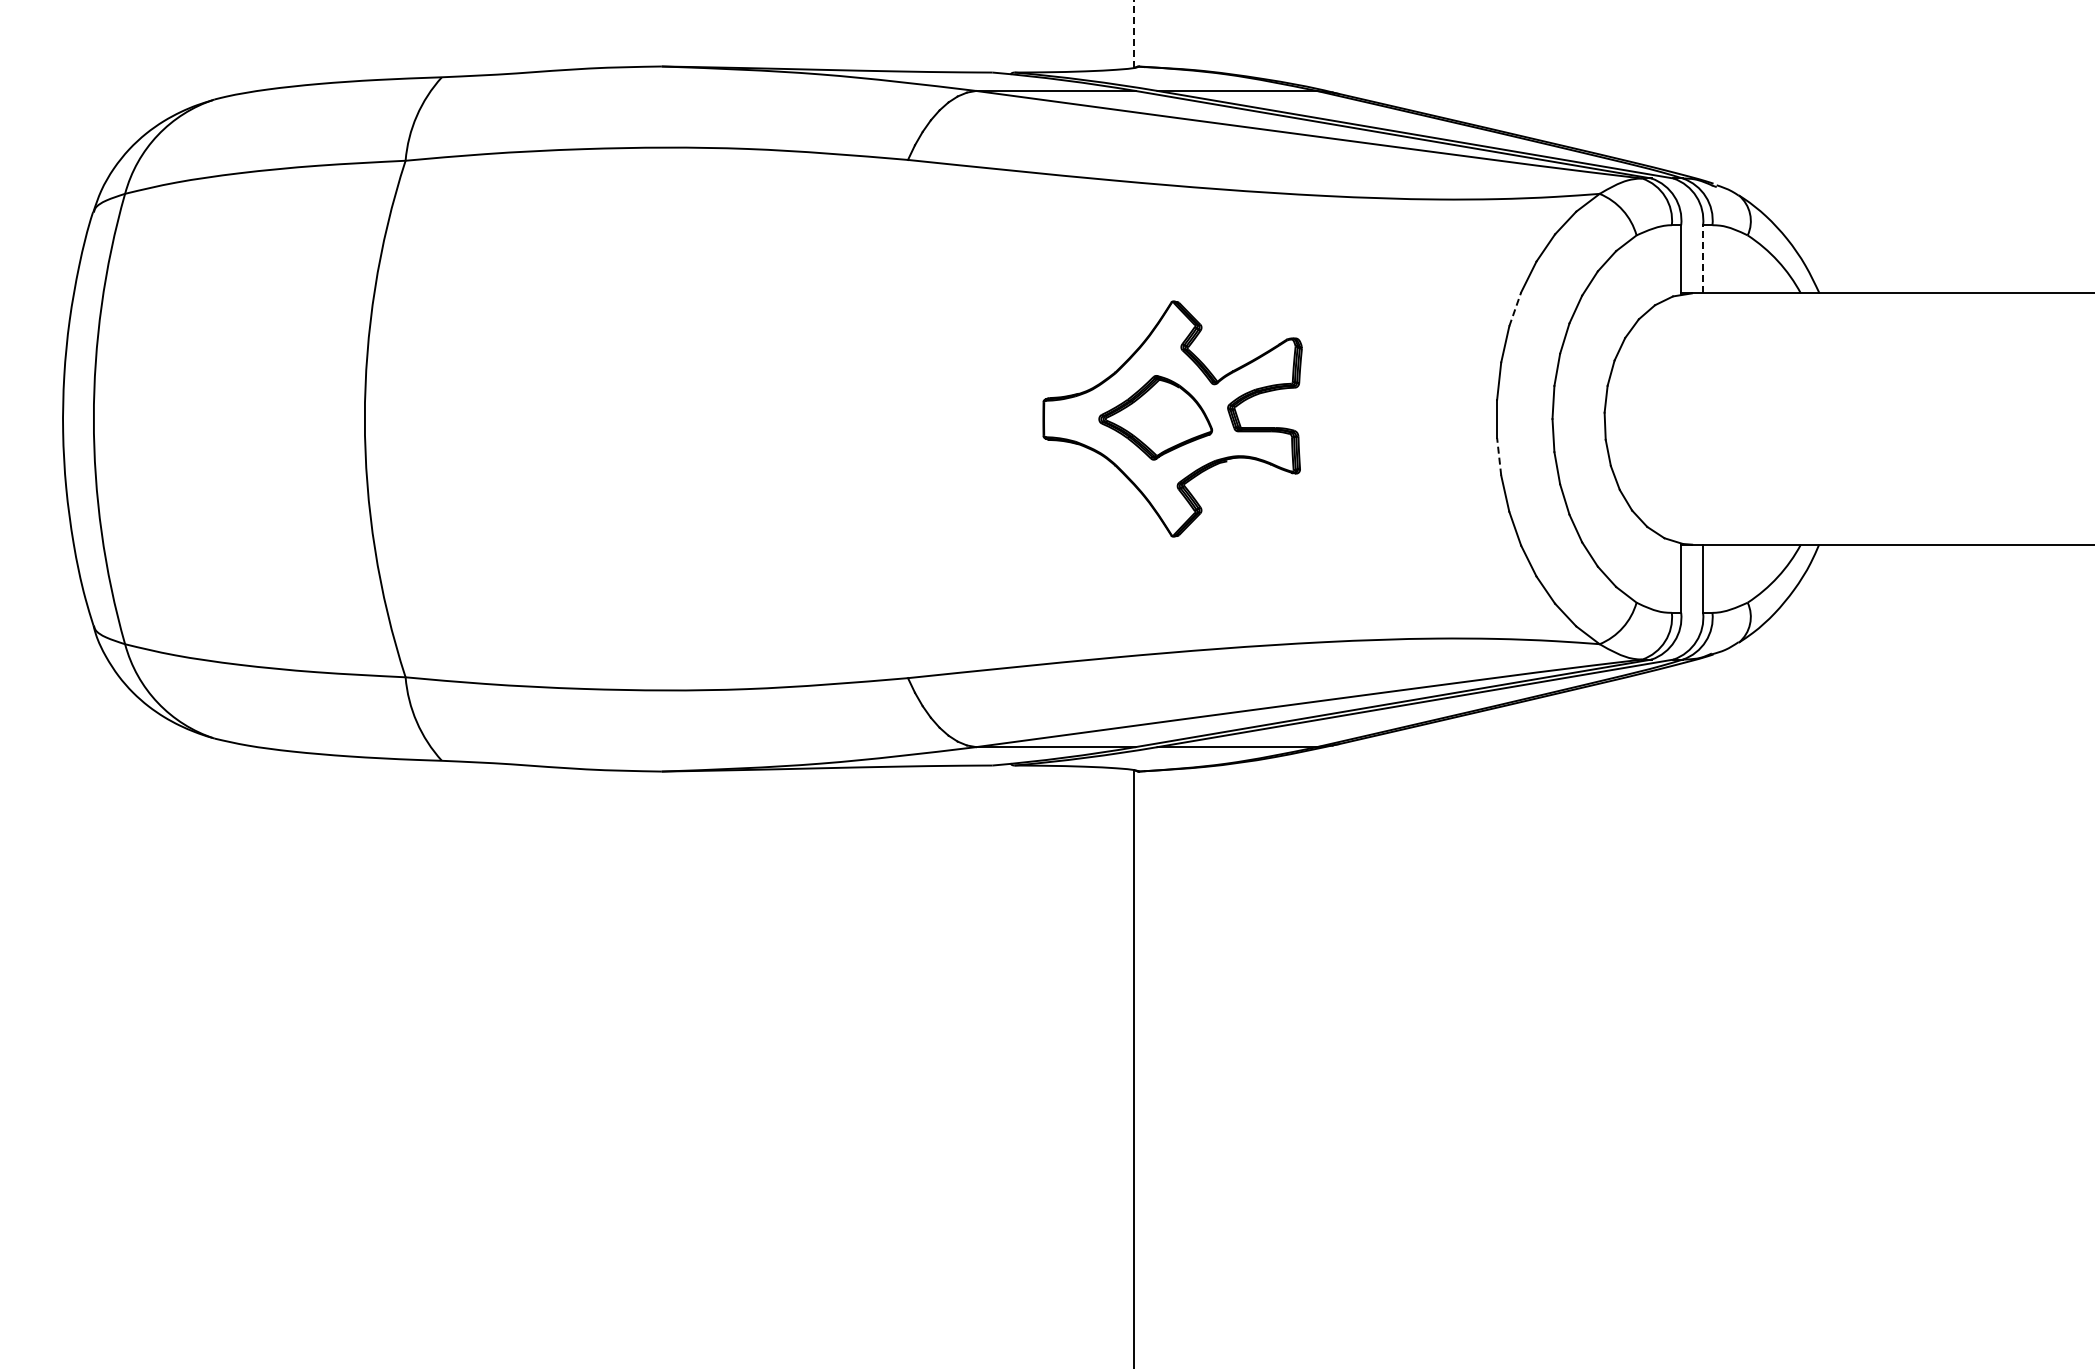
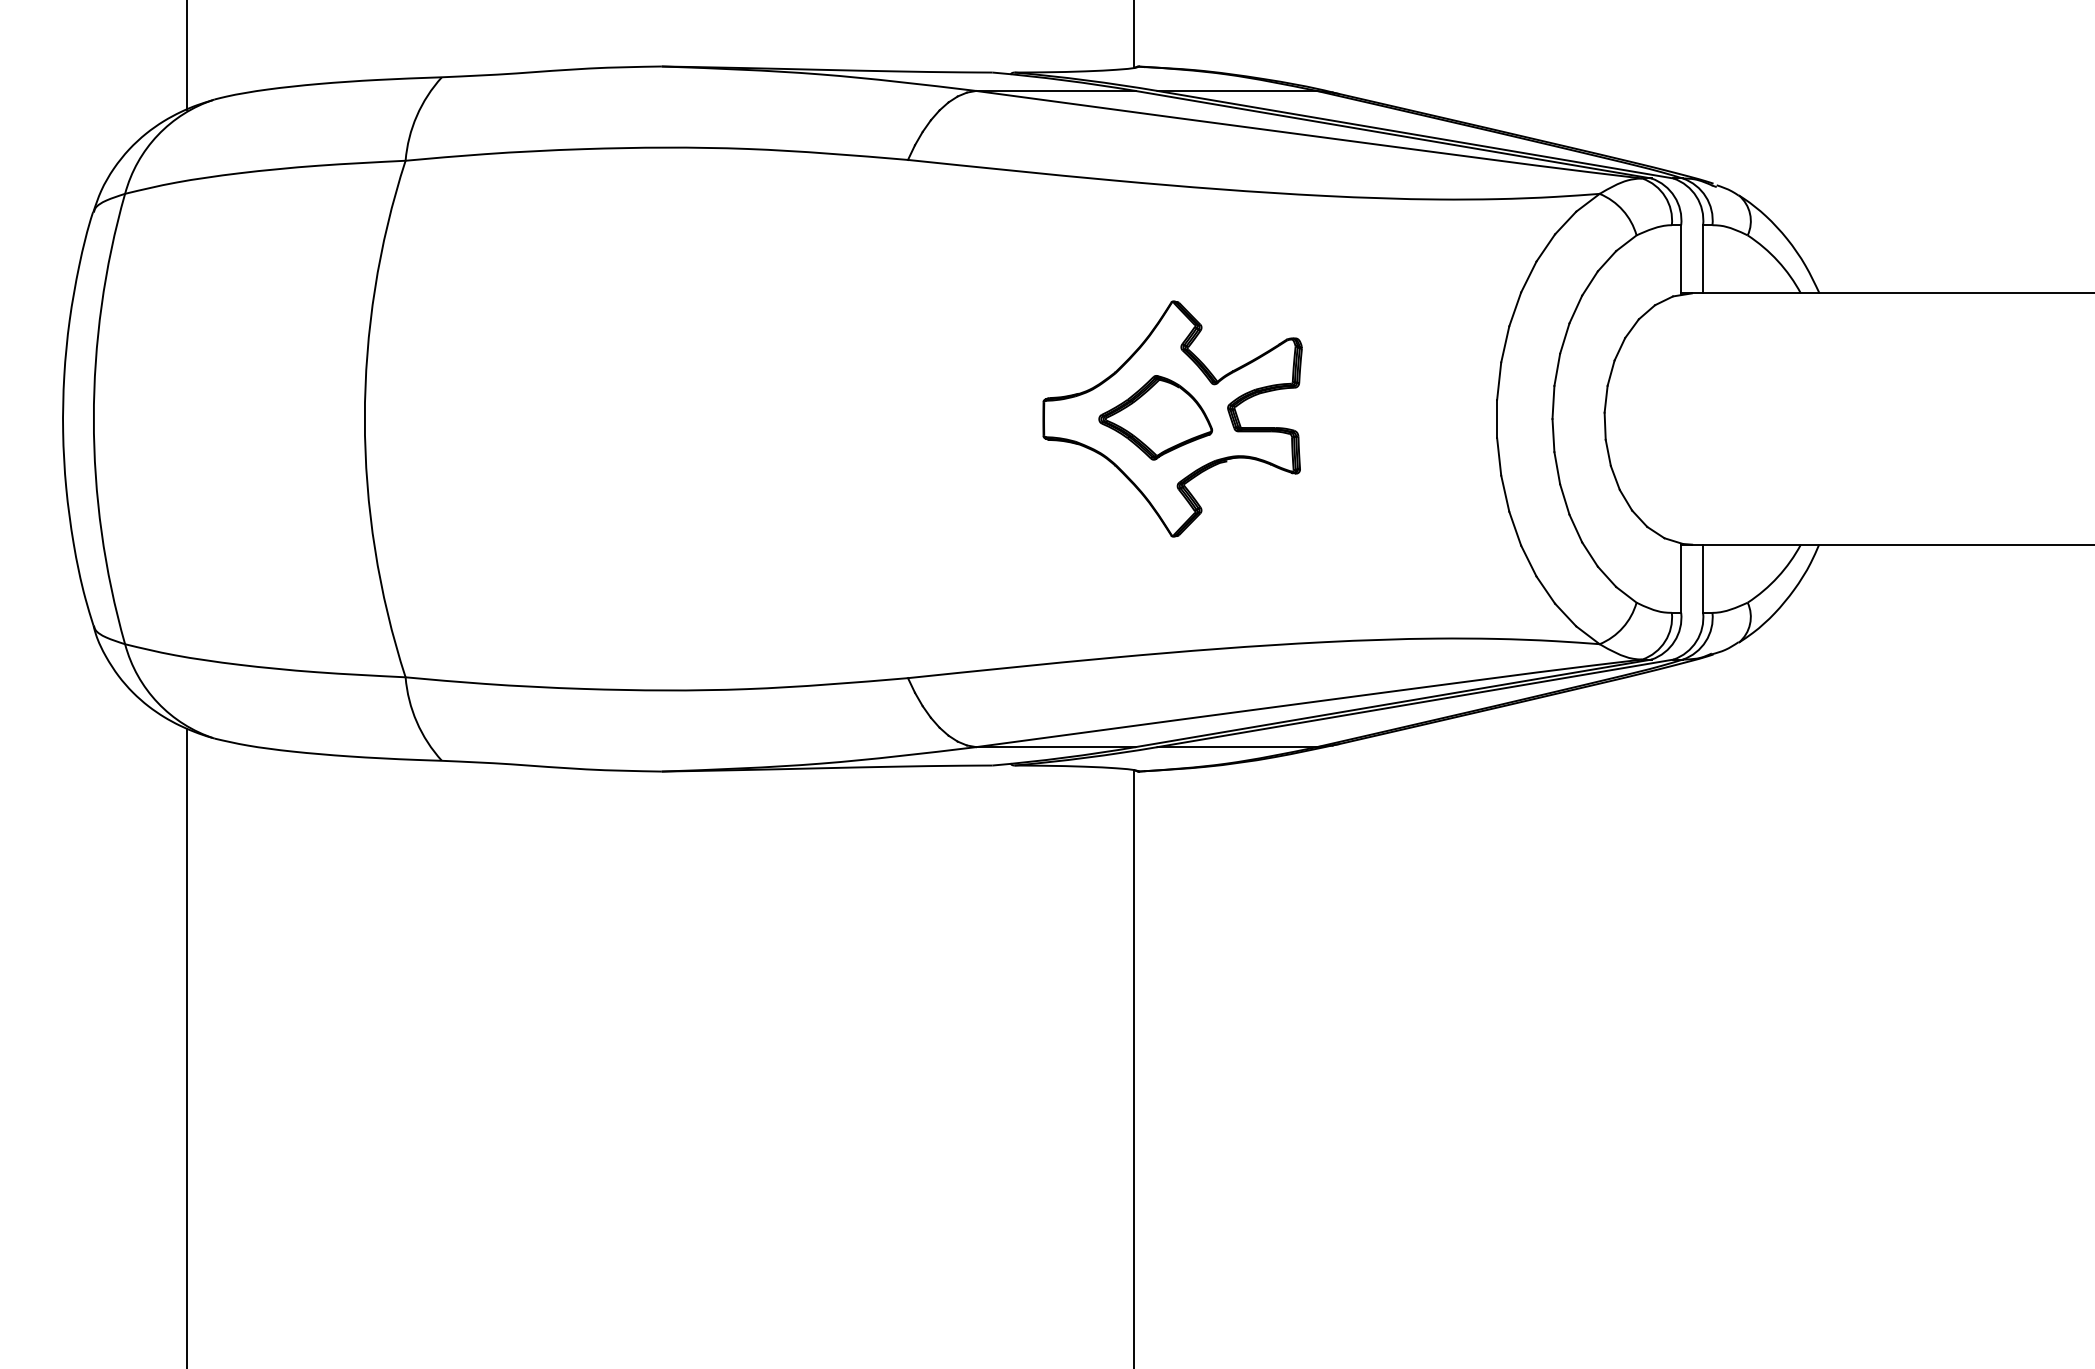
line: dashed -> solid (1133, 33)
line: none -> present (186, 55)
line: dashed -> solid (1703, 258)
line: dashed -> solid (1515, 309)
line: dashed -> solid (1499, 456)
line: none -> present (186, 1046)
